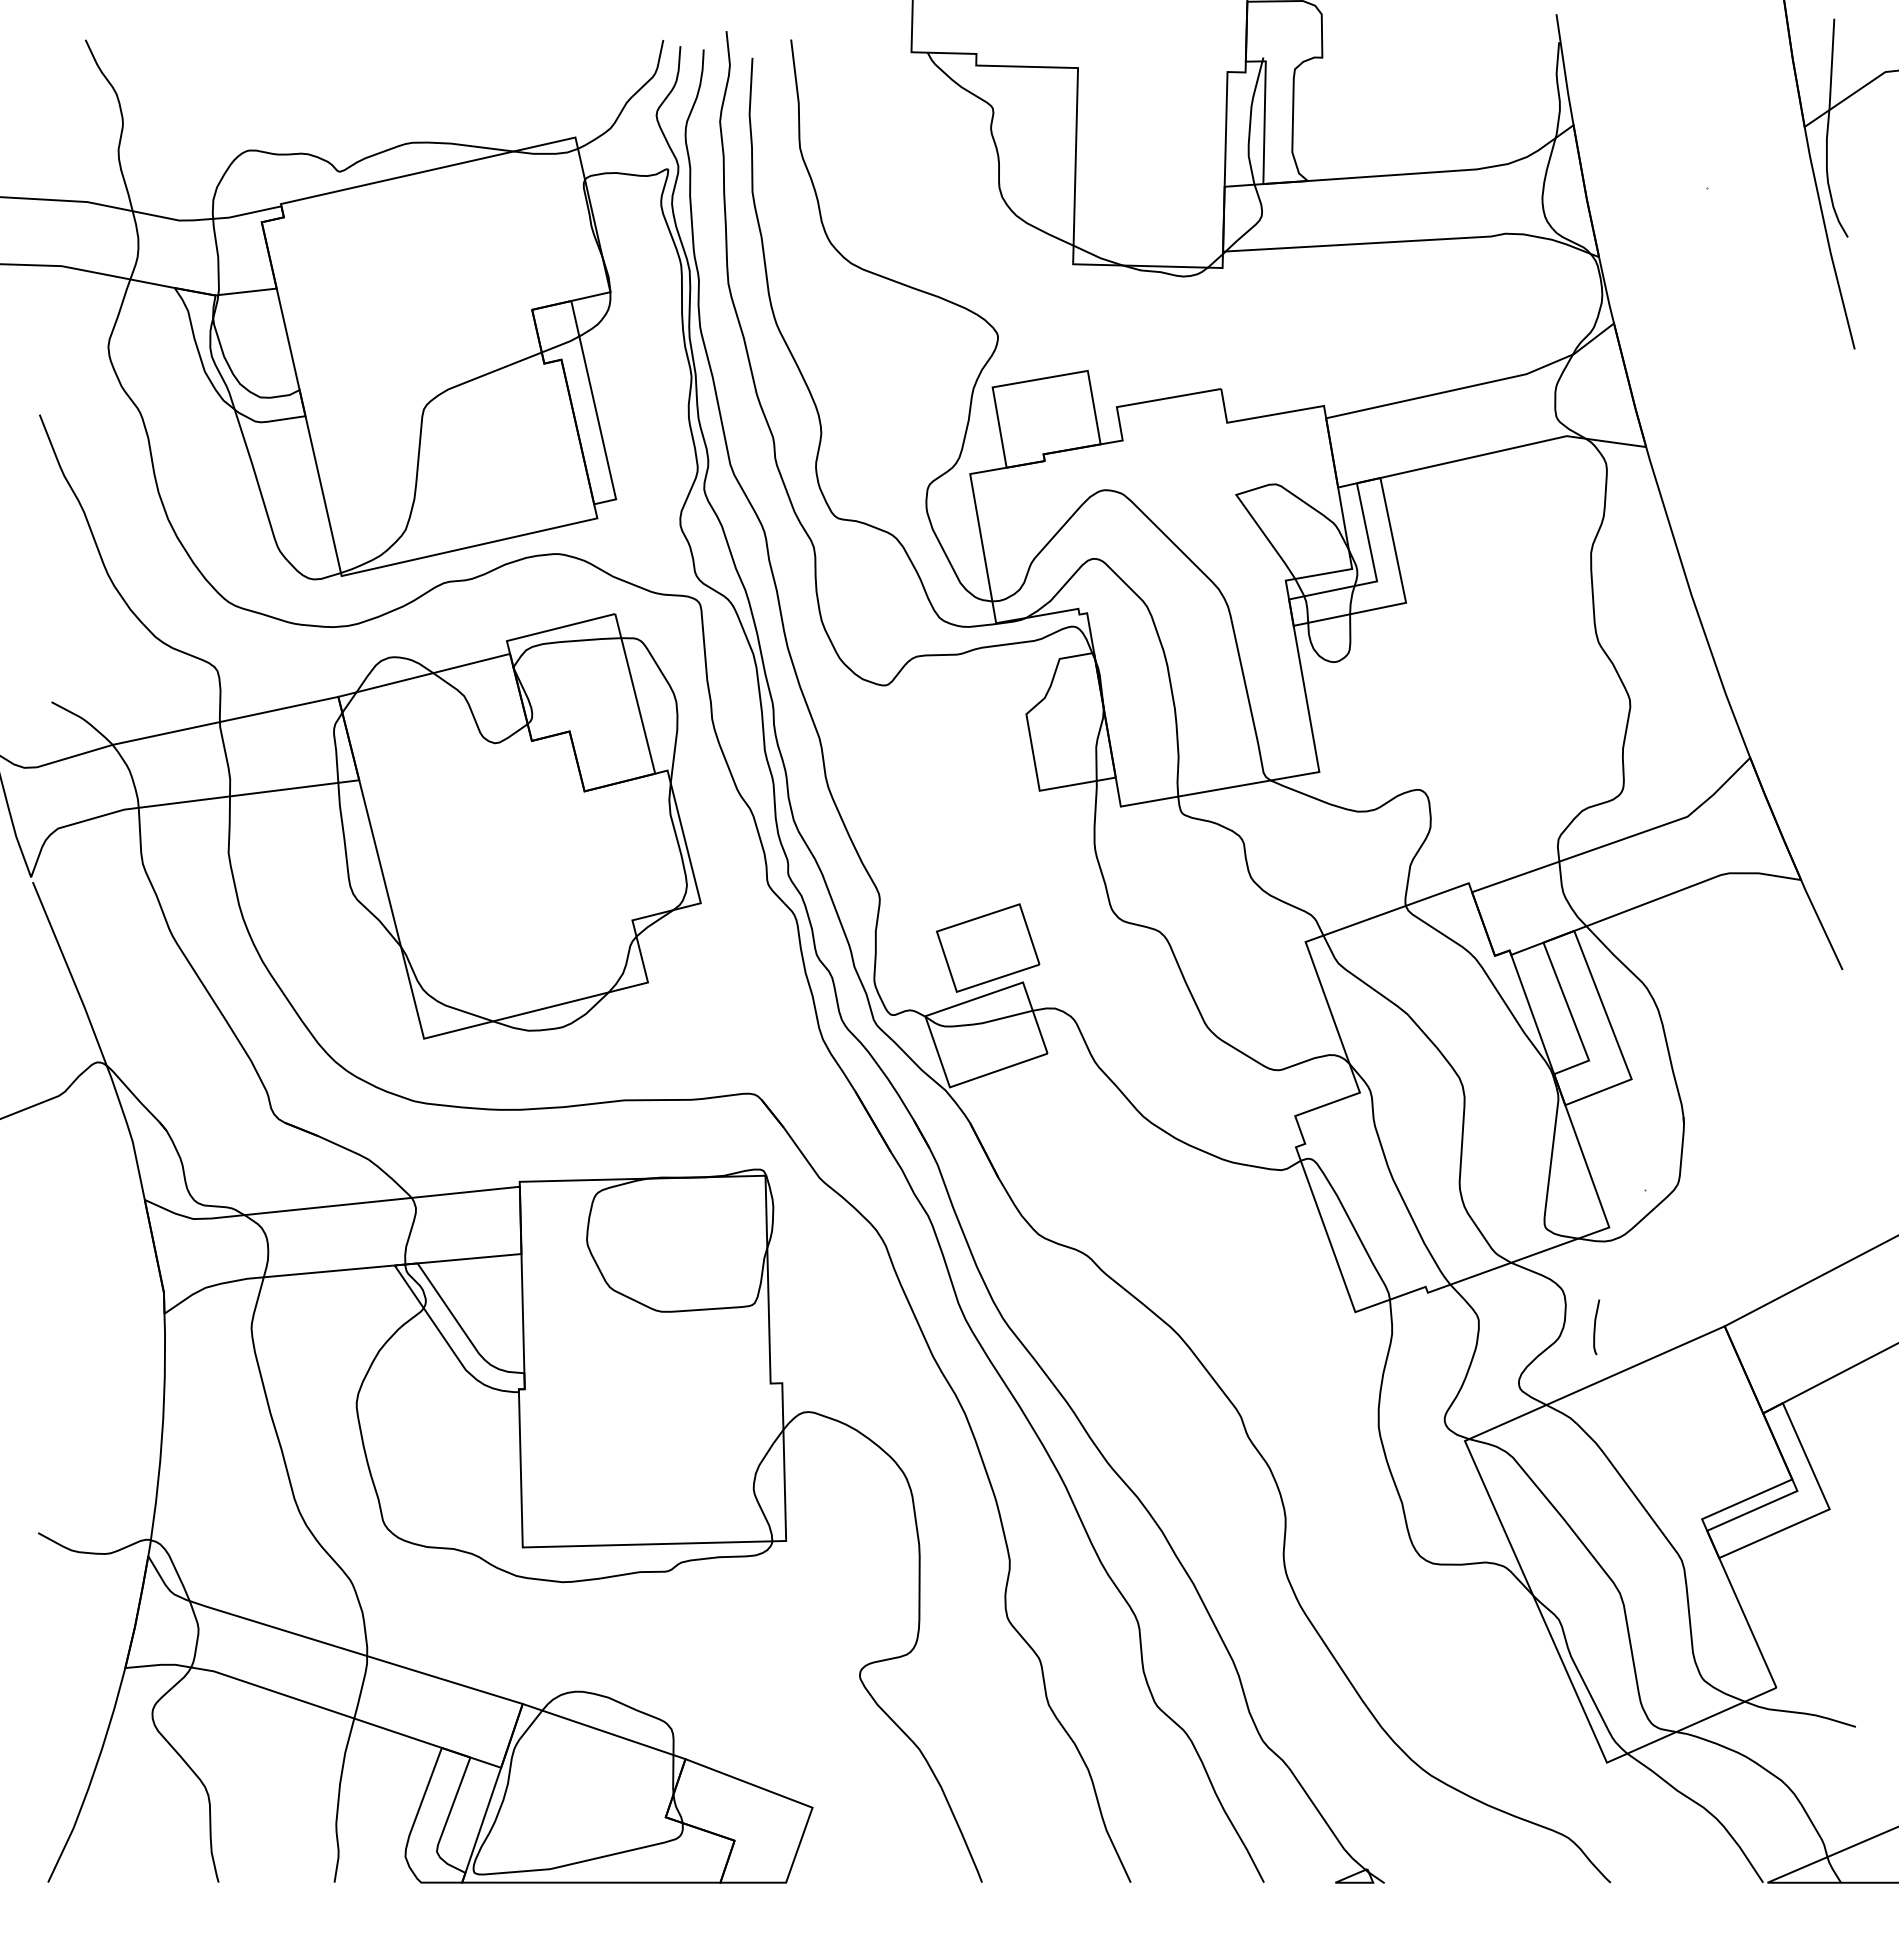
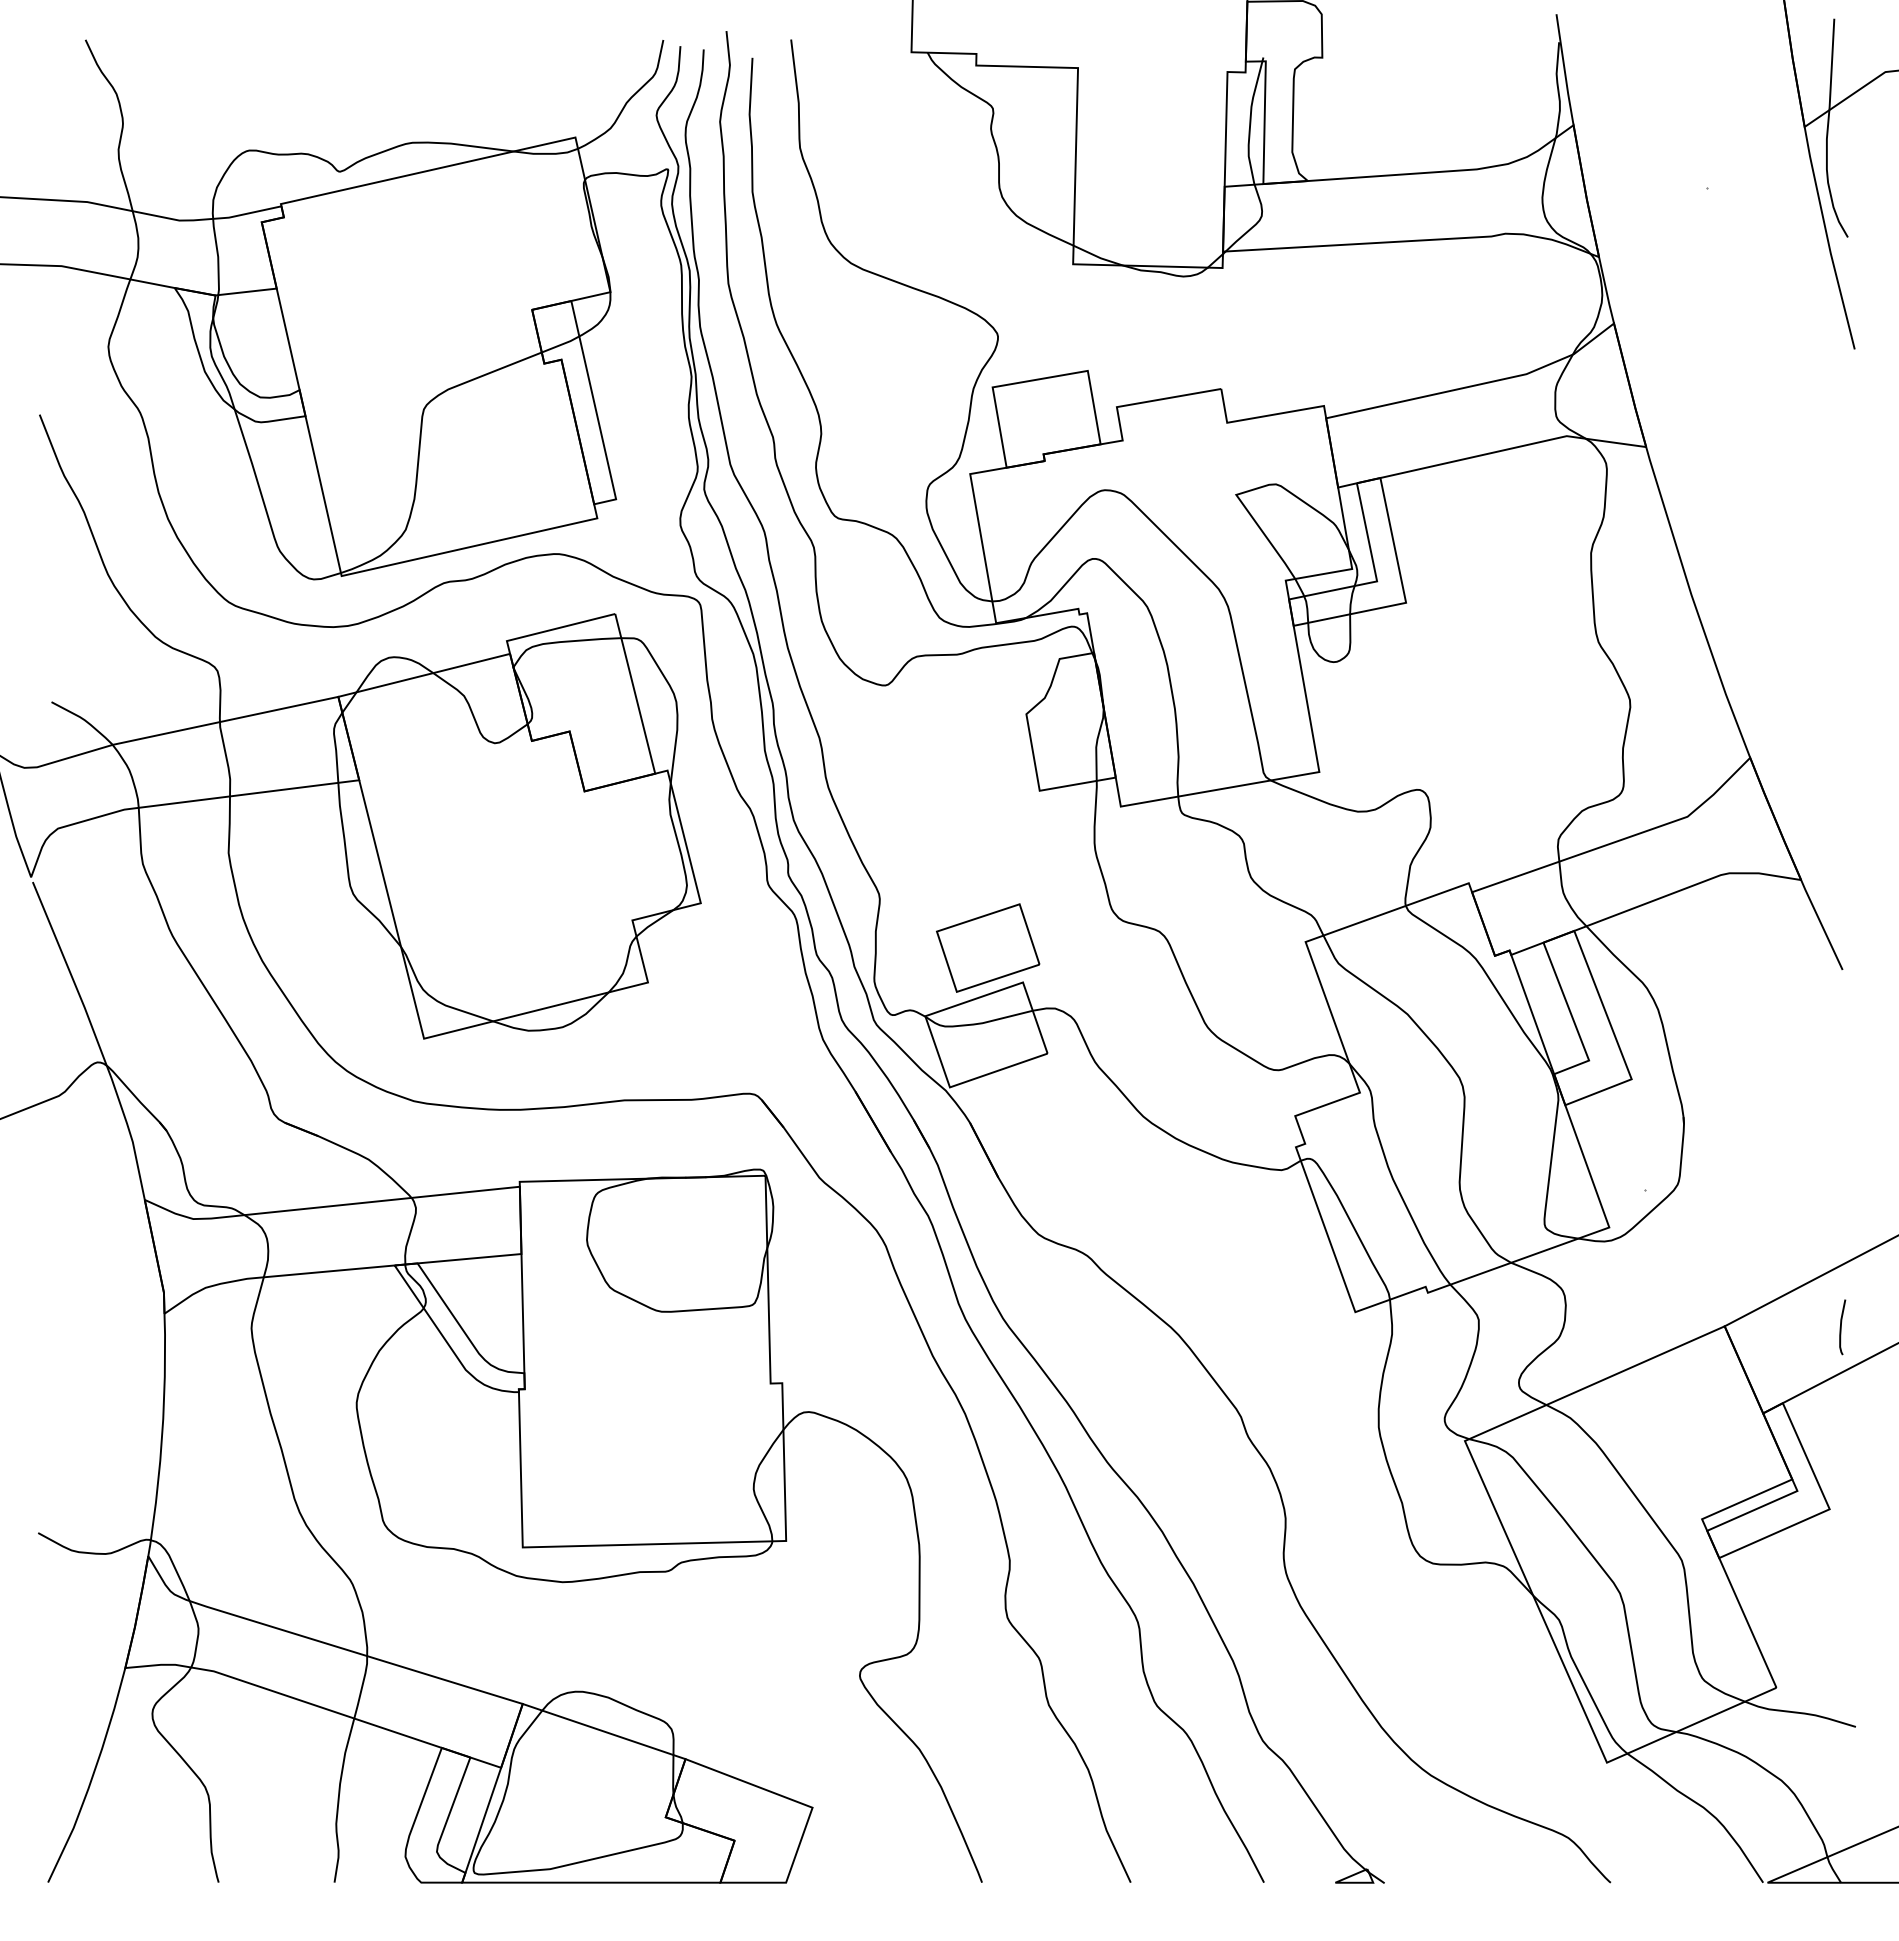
curve position: (1595, 1327) -> (1841, 1327) (1841, 1327)
